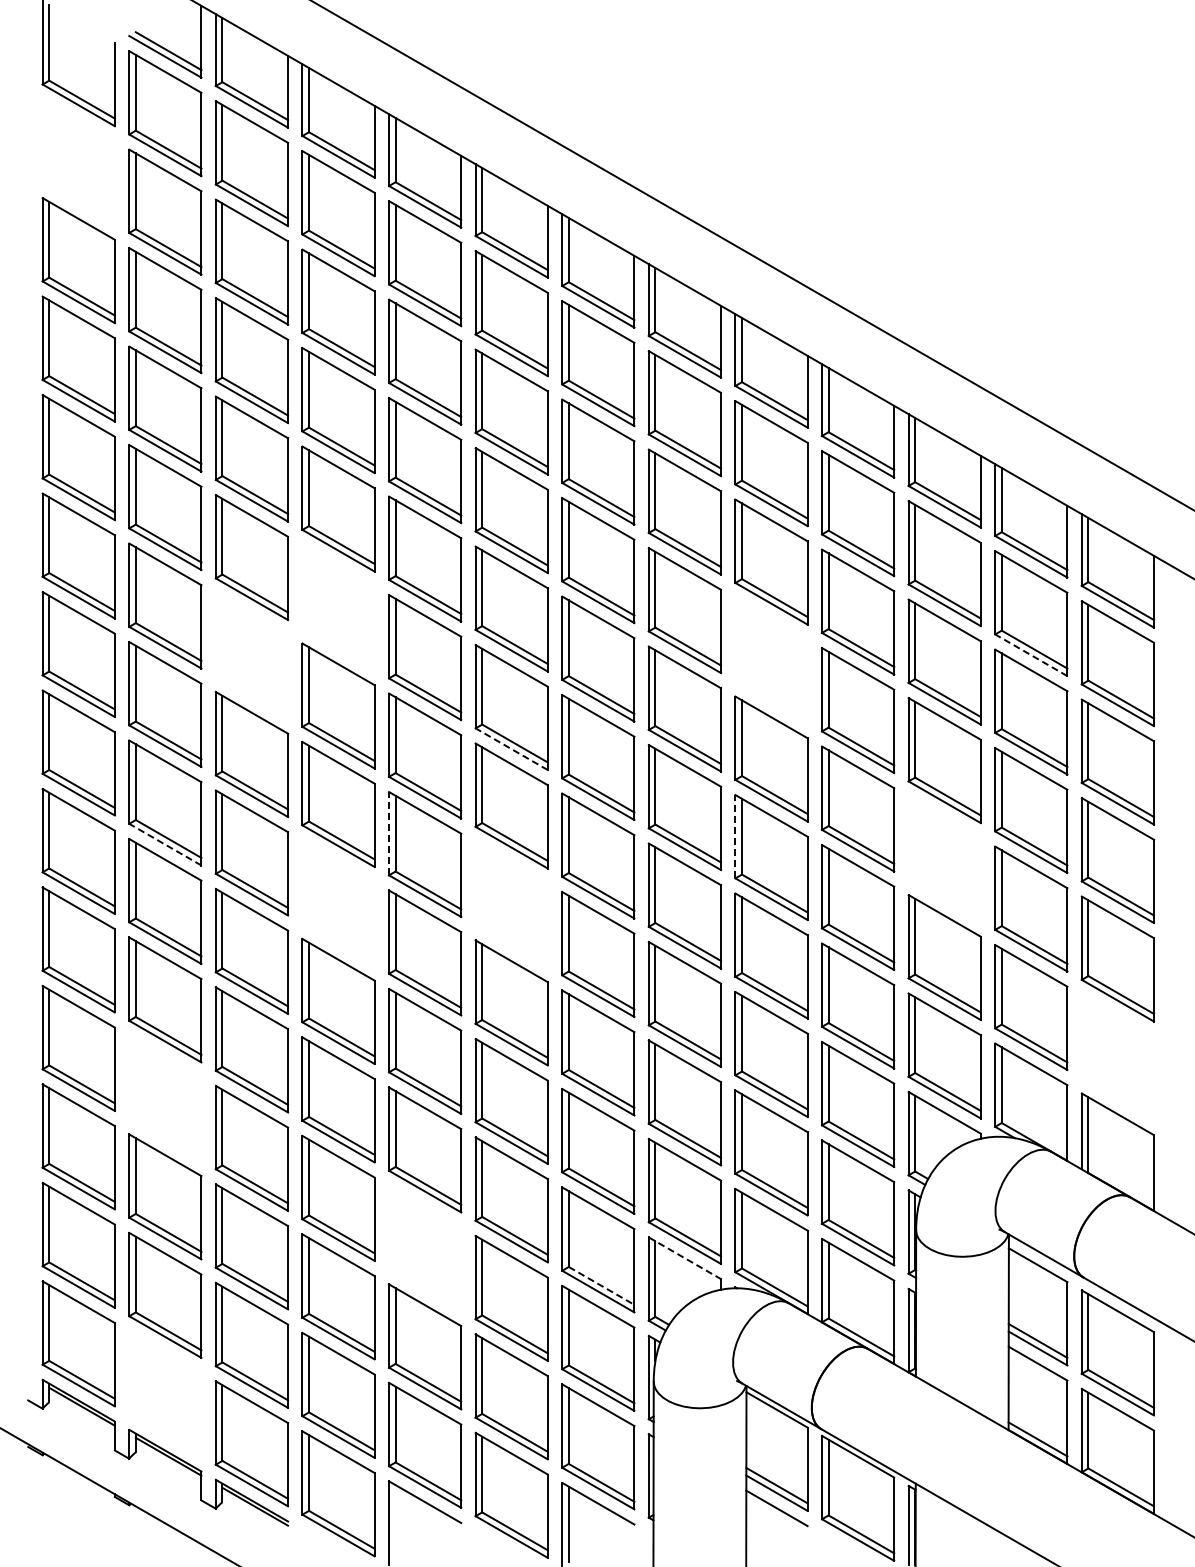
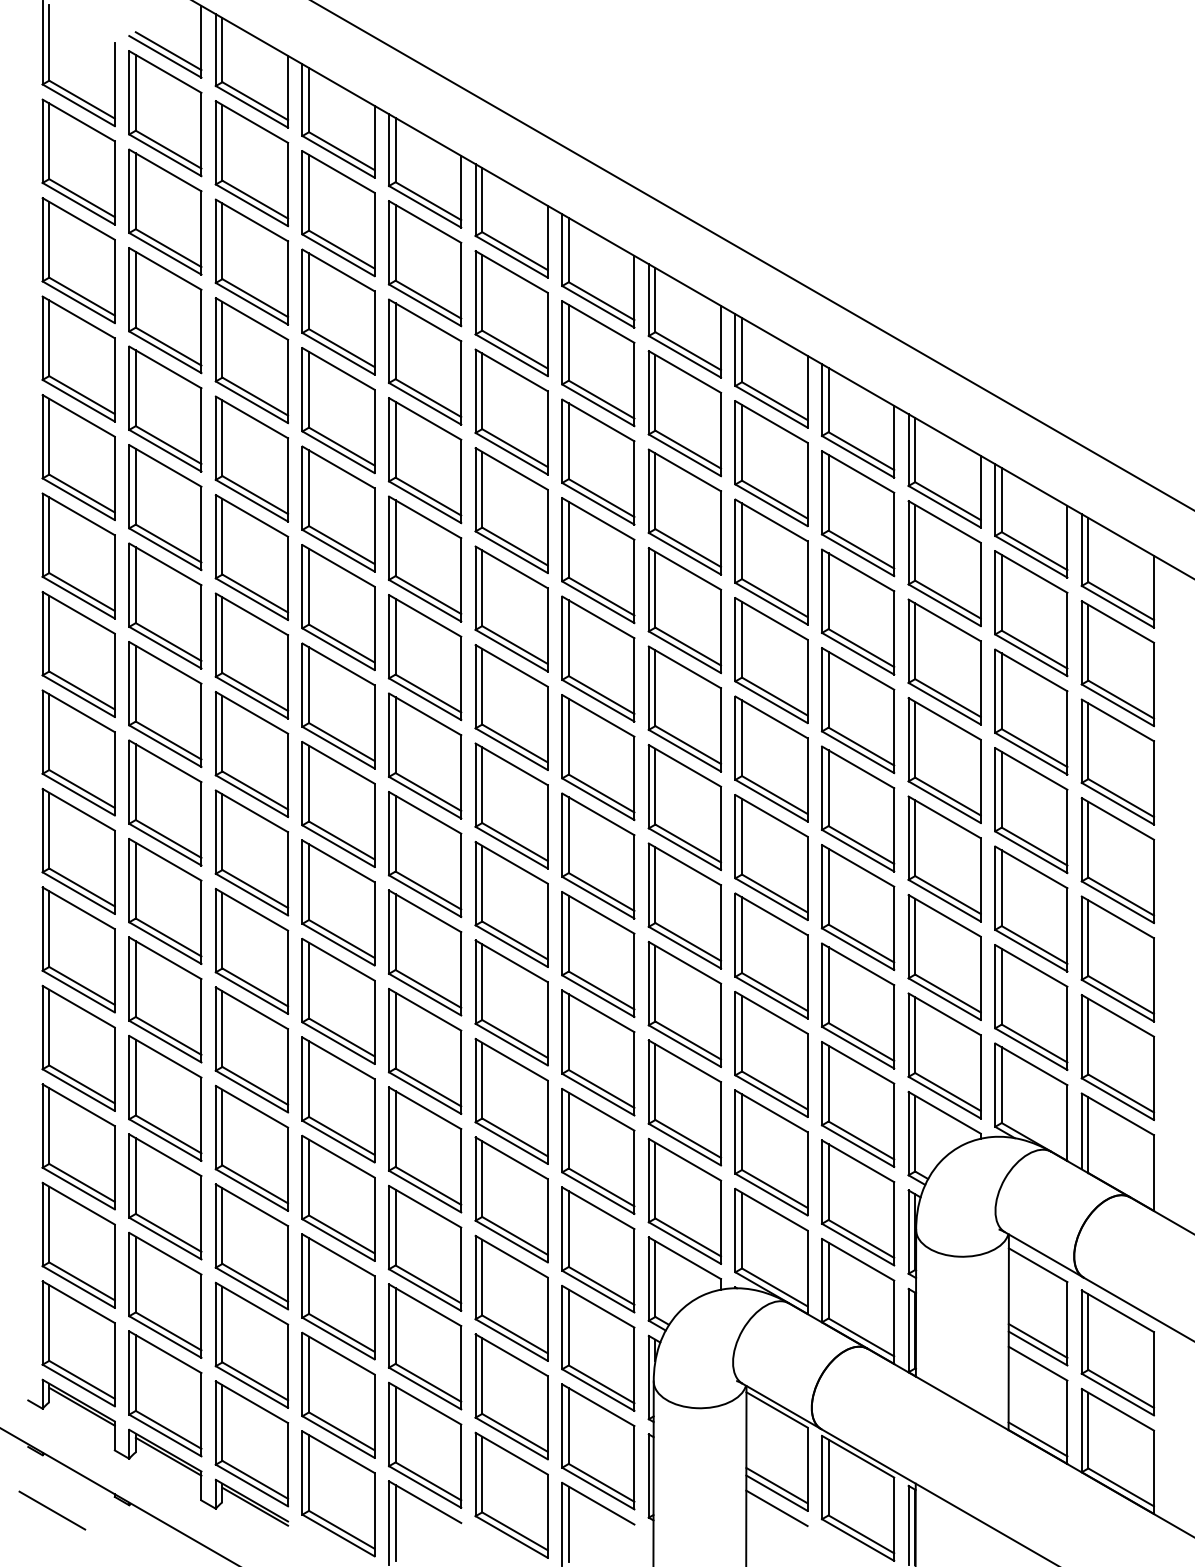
part: none -> present (78, 161)
part: none -> present (338, 607)
part: none -> present (251, 655)
line: dashed -> solid (1031, 655)
part: none -> present (771, 660)
line: dashed -> solid (511, 749)
line: dashed -> solid (389, 833)
line: dashed -> solid (735, 836)
line: dashed -> solid (165, 844)
part: none -> present (944, 858)
part: none -> present (338, 902)
part: none -> present (511, 904)
part: none -> present (1117, 1057)
part: none -> present (165, 1098)
part: none -> present (425, 1247)
line: dashed -> solid (684, 1258)
line: dashed -> solid (601, 1285)
part: none -> present (165, 1393)
line: none -> present (52, 1510)
line: none -> present (395, 1522)
